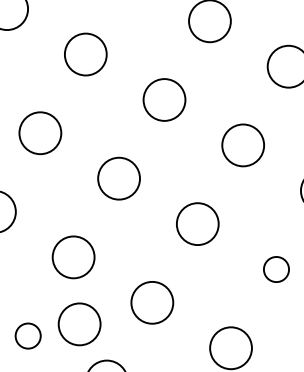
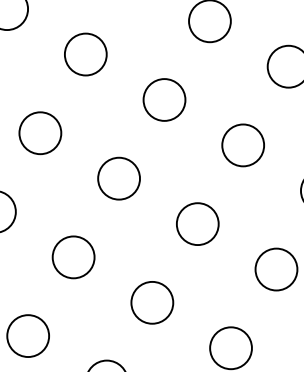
circle size: 27x27 px -> 45x45 px (276, 269)
circle: present -> none (79, 324)
circle diameter: 25 px -> 42 px (28, 336)
